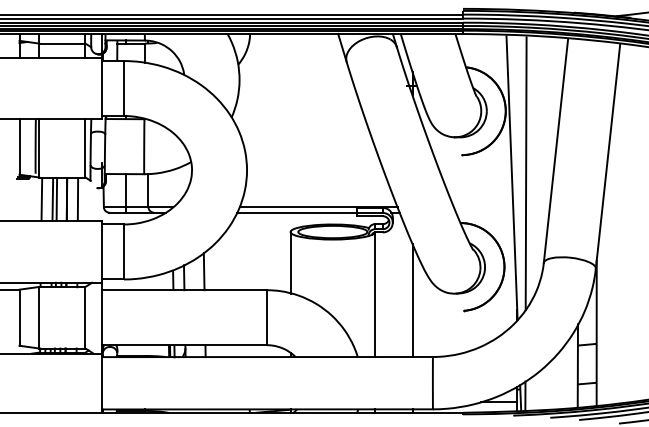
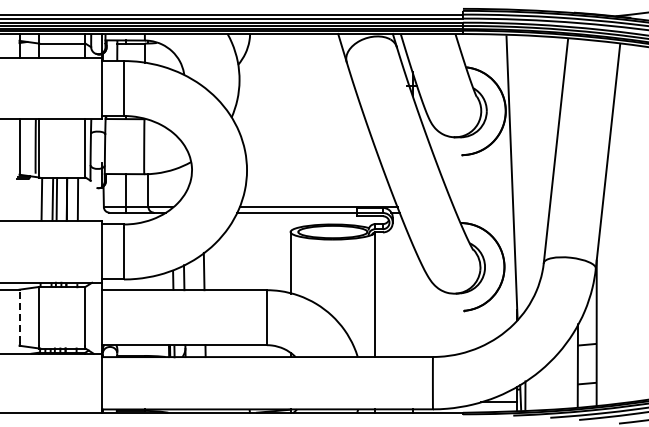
line: present -> none (525, 173)
line: present -> none (412, 300)
line: solid -> dashed (19, 316)
